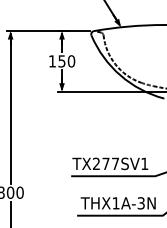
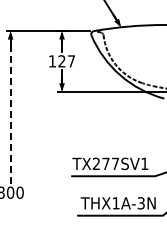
text: 150 -> 127 (66, 61)
line: solid -> dashed (10, 108)
line: present -> none (10, 212)
